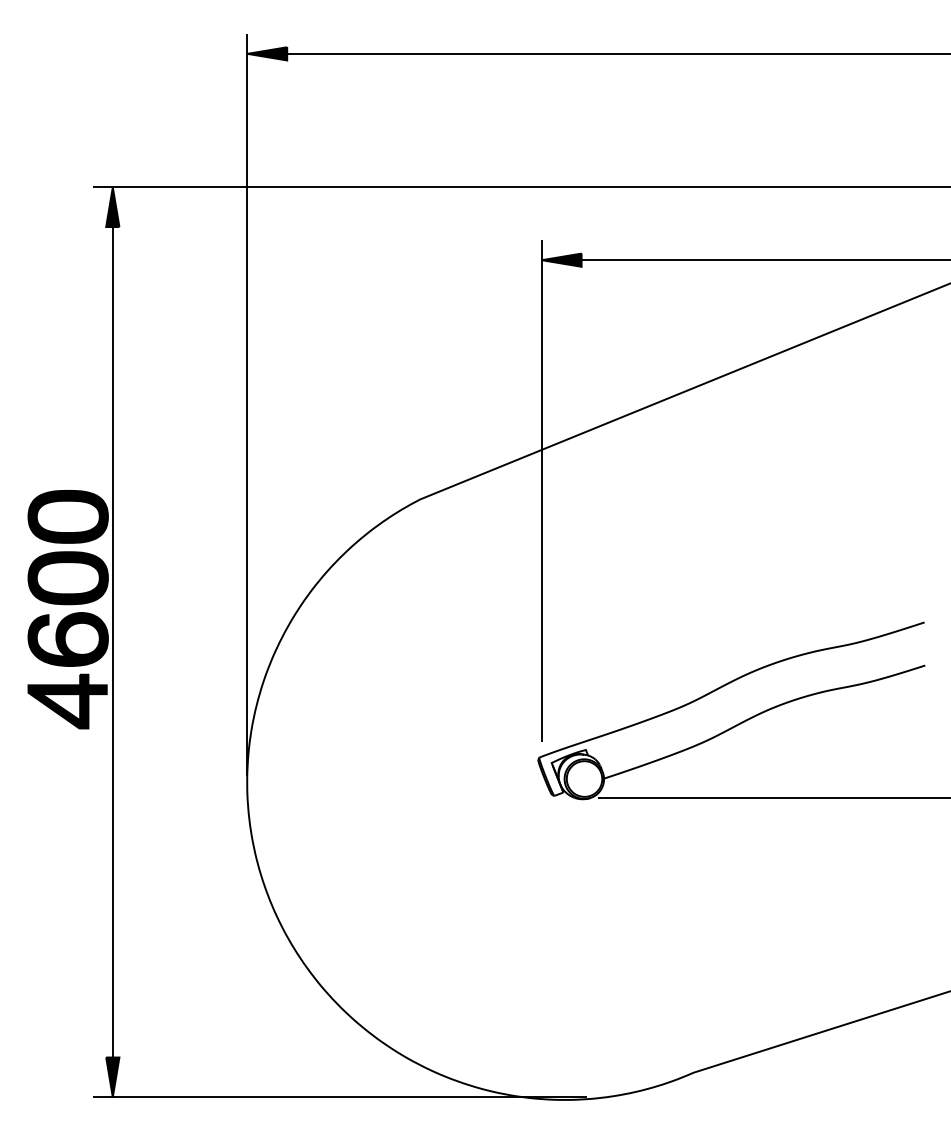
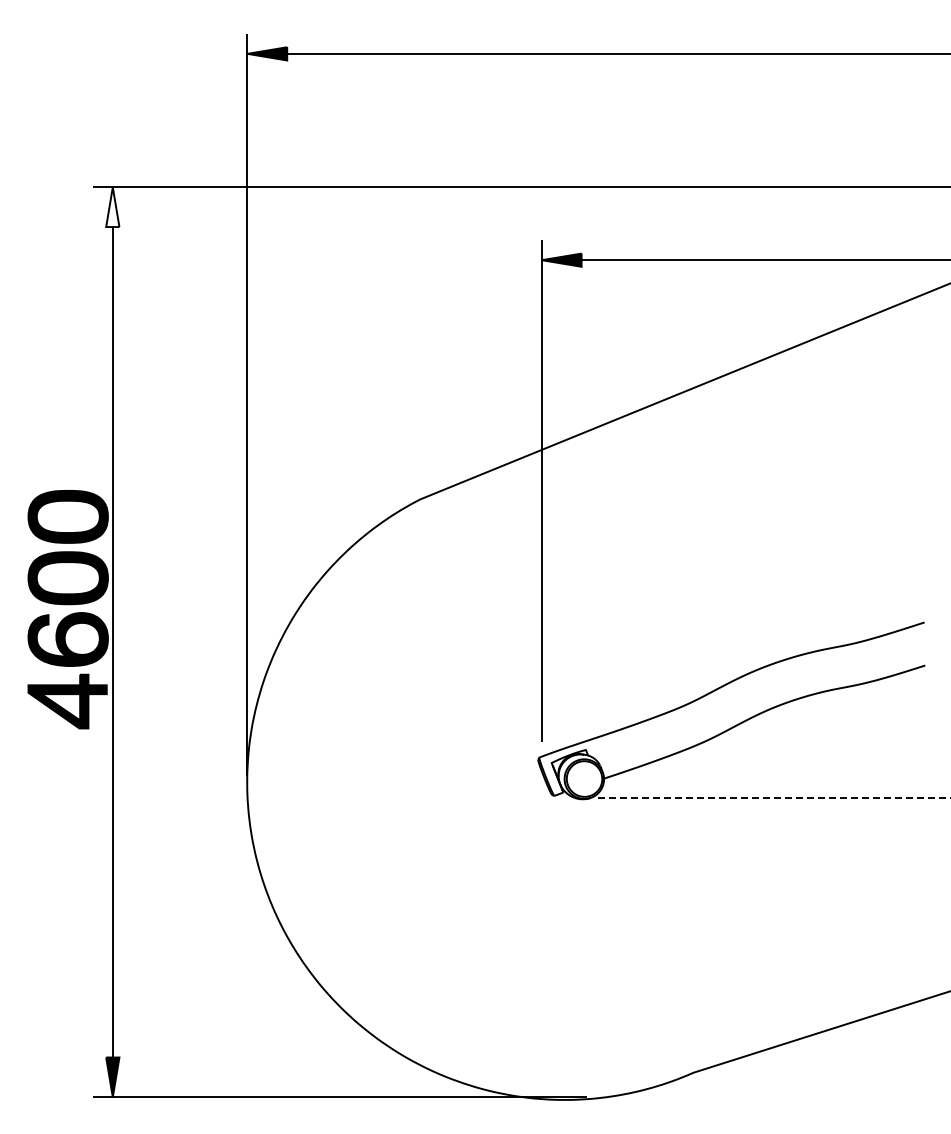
fill: present -> none (112, 207)
line: solid -> dashed (774, 797)
